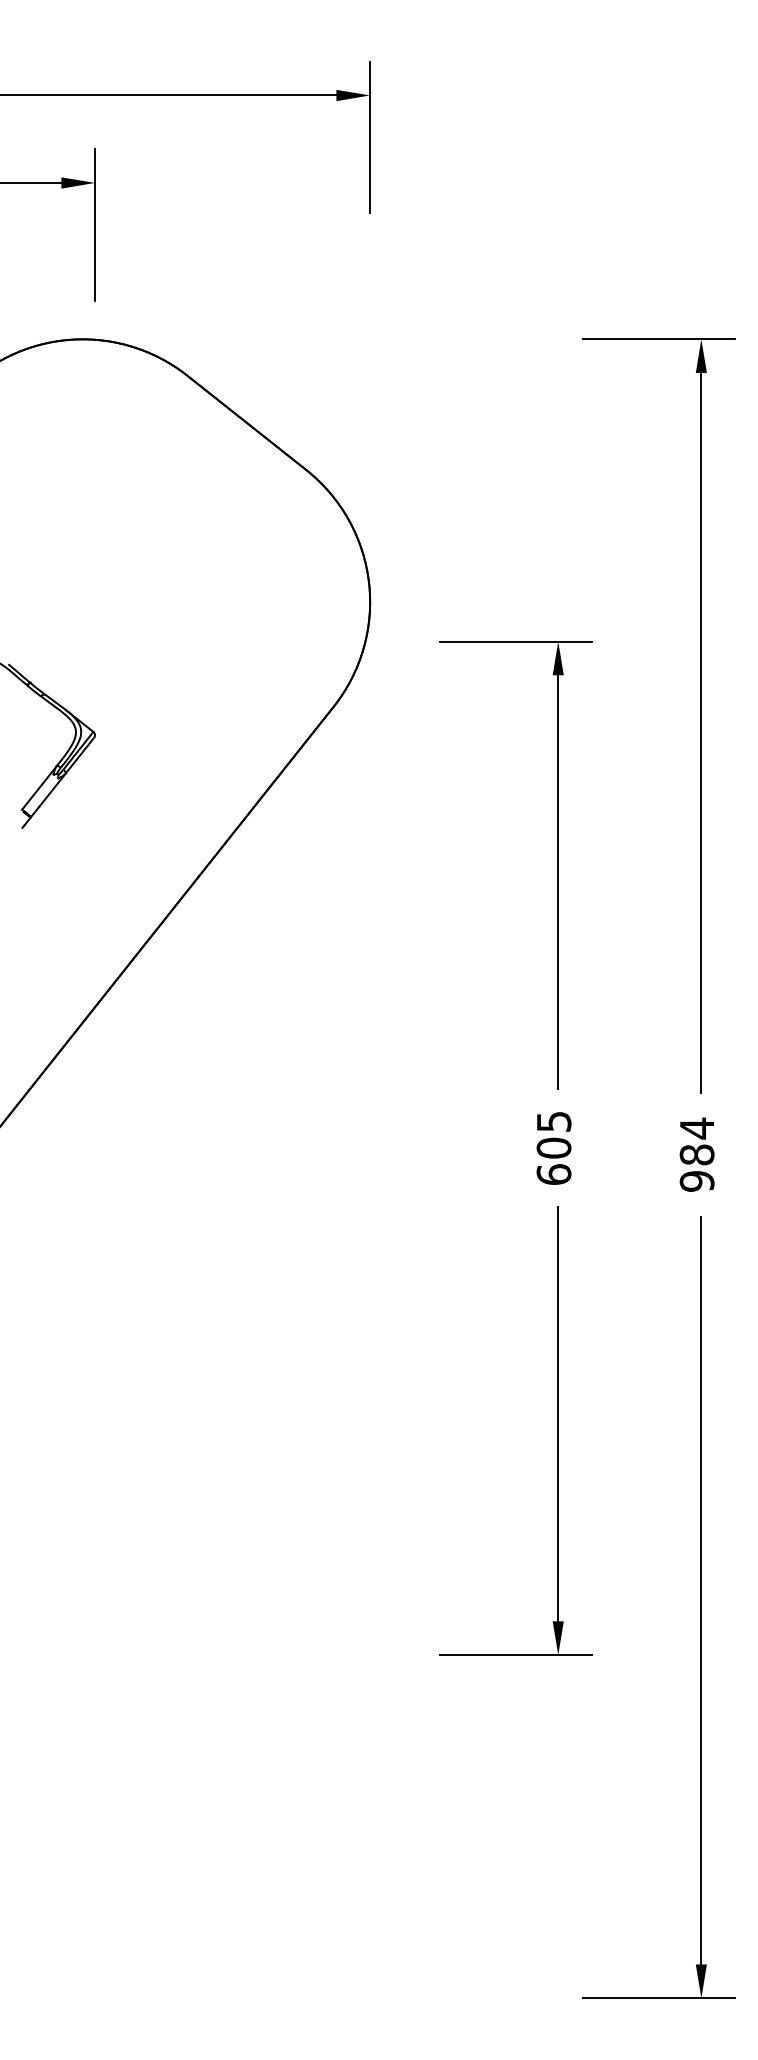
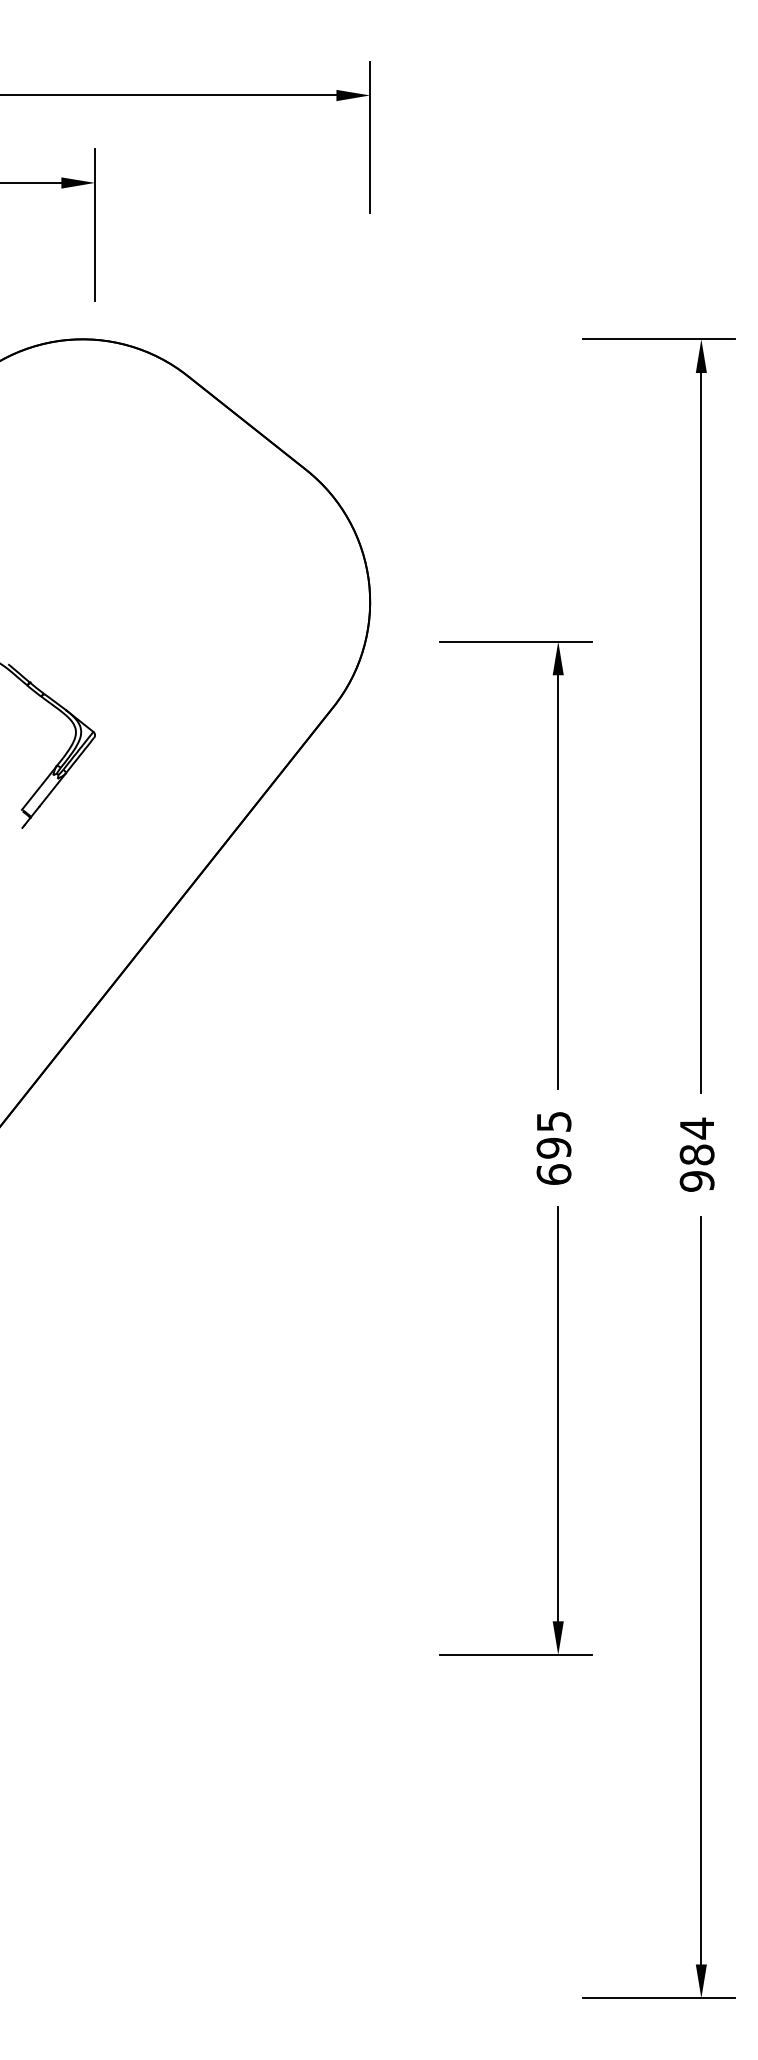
text: 605 -> 695 (553, 1147)
